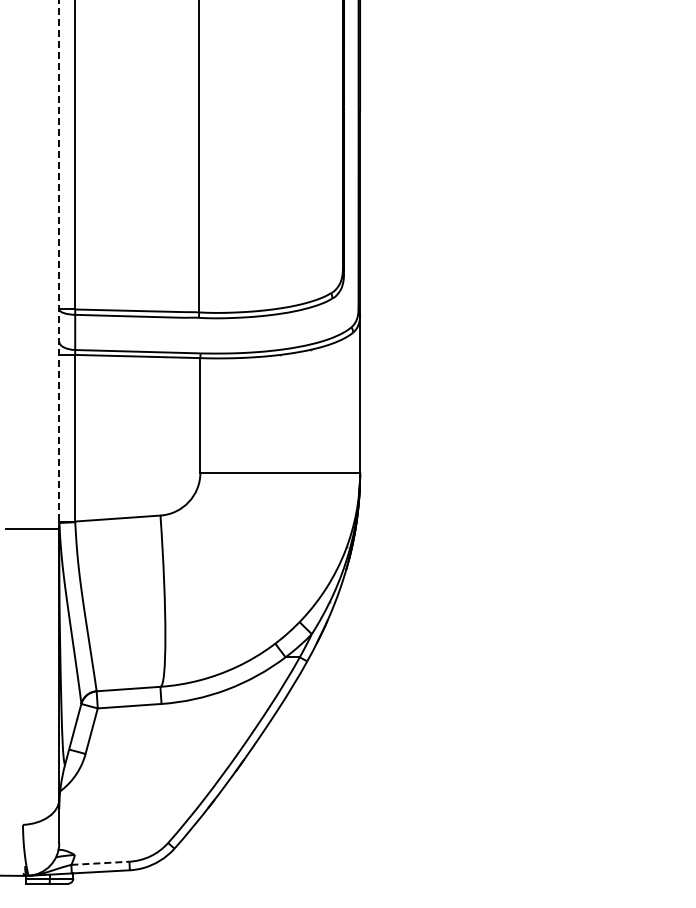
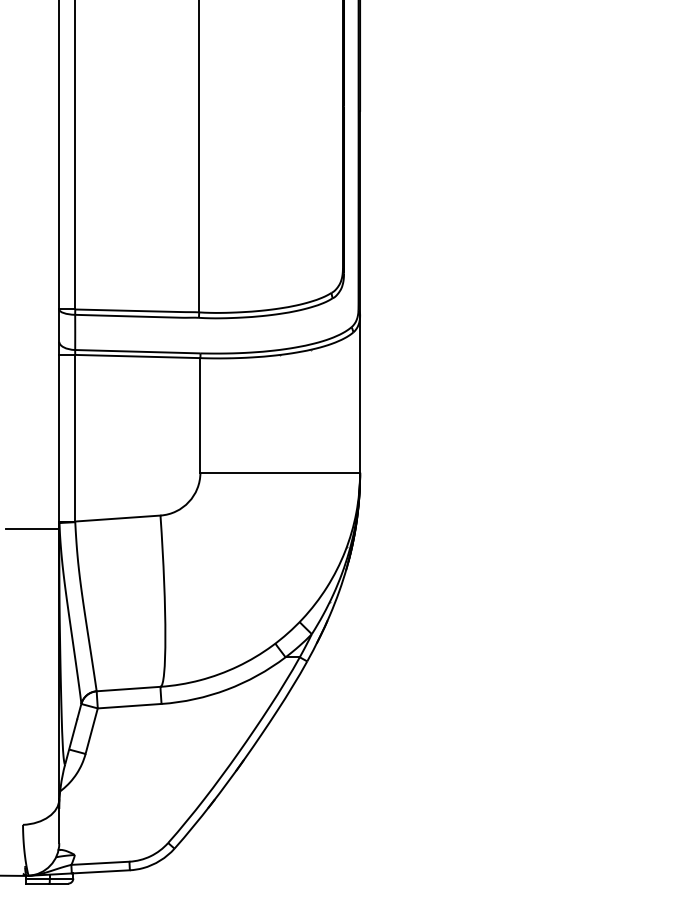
line: dashed -> solid (59, 265)
line: dashed -> solid (100, 863)
